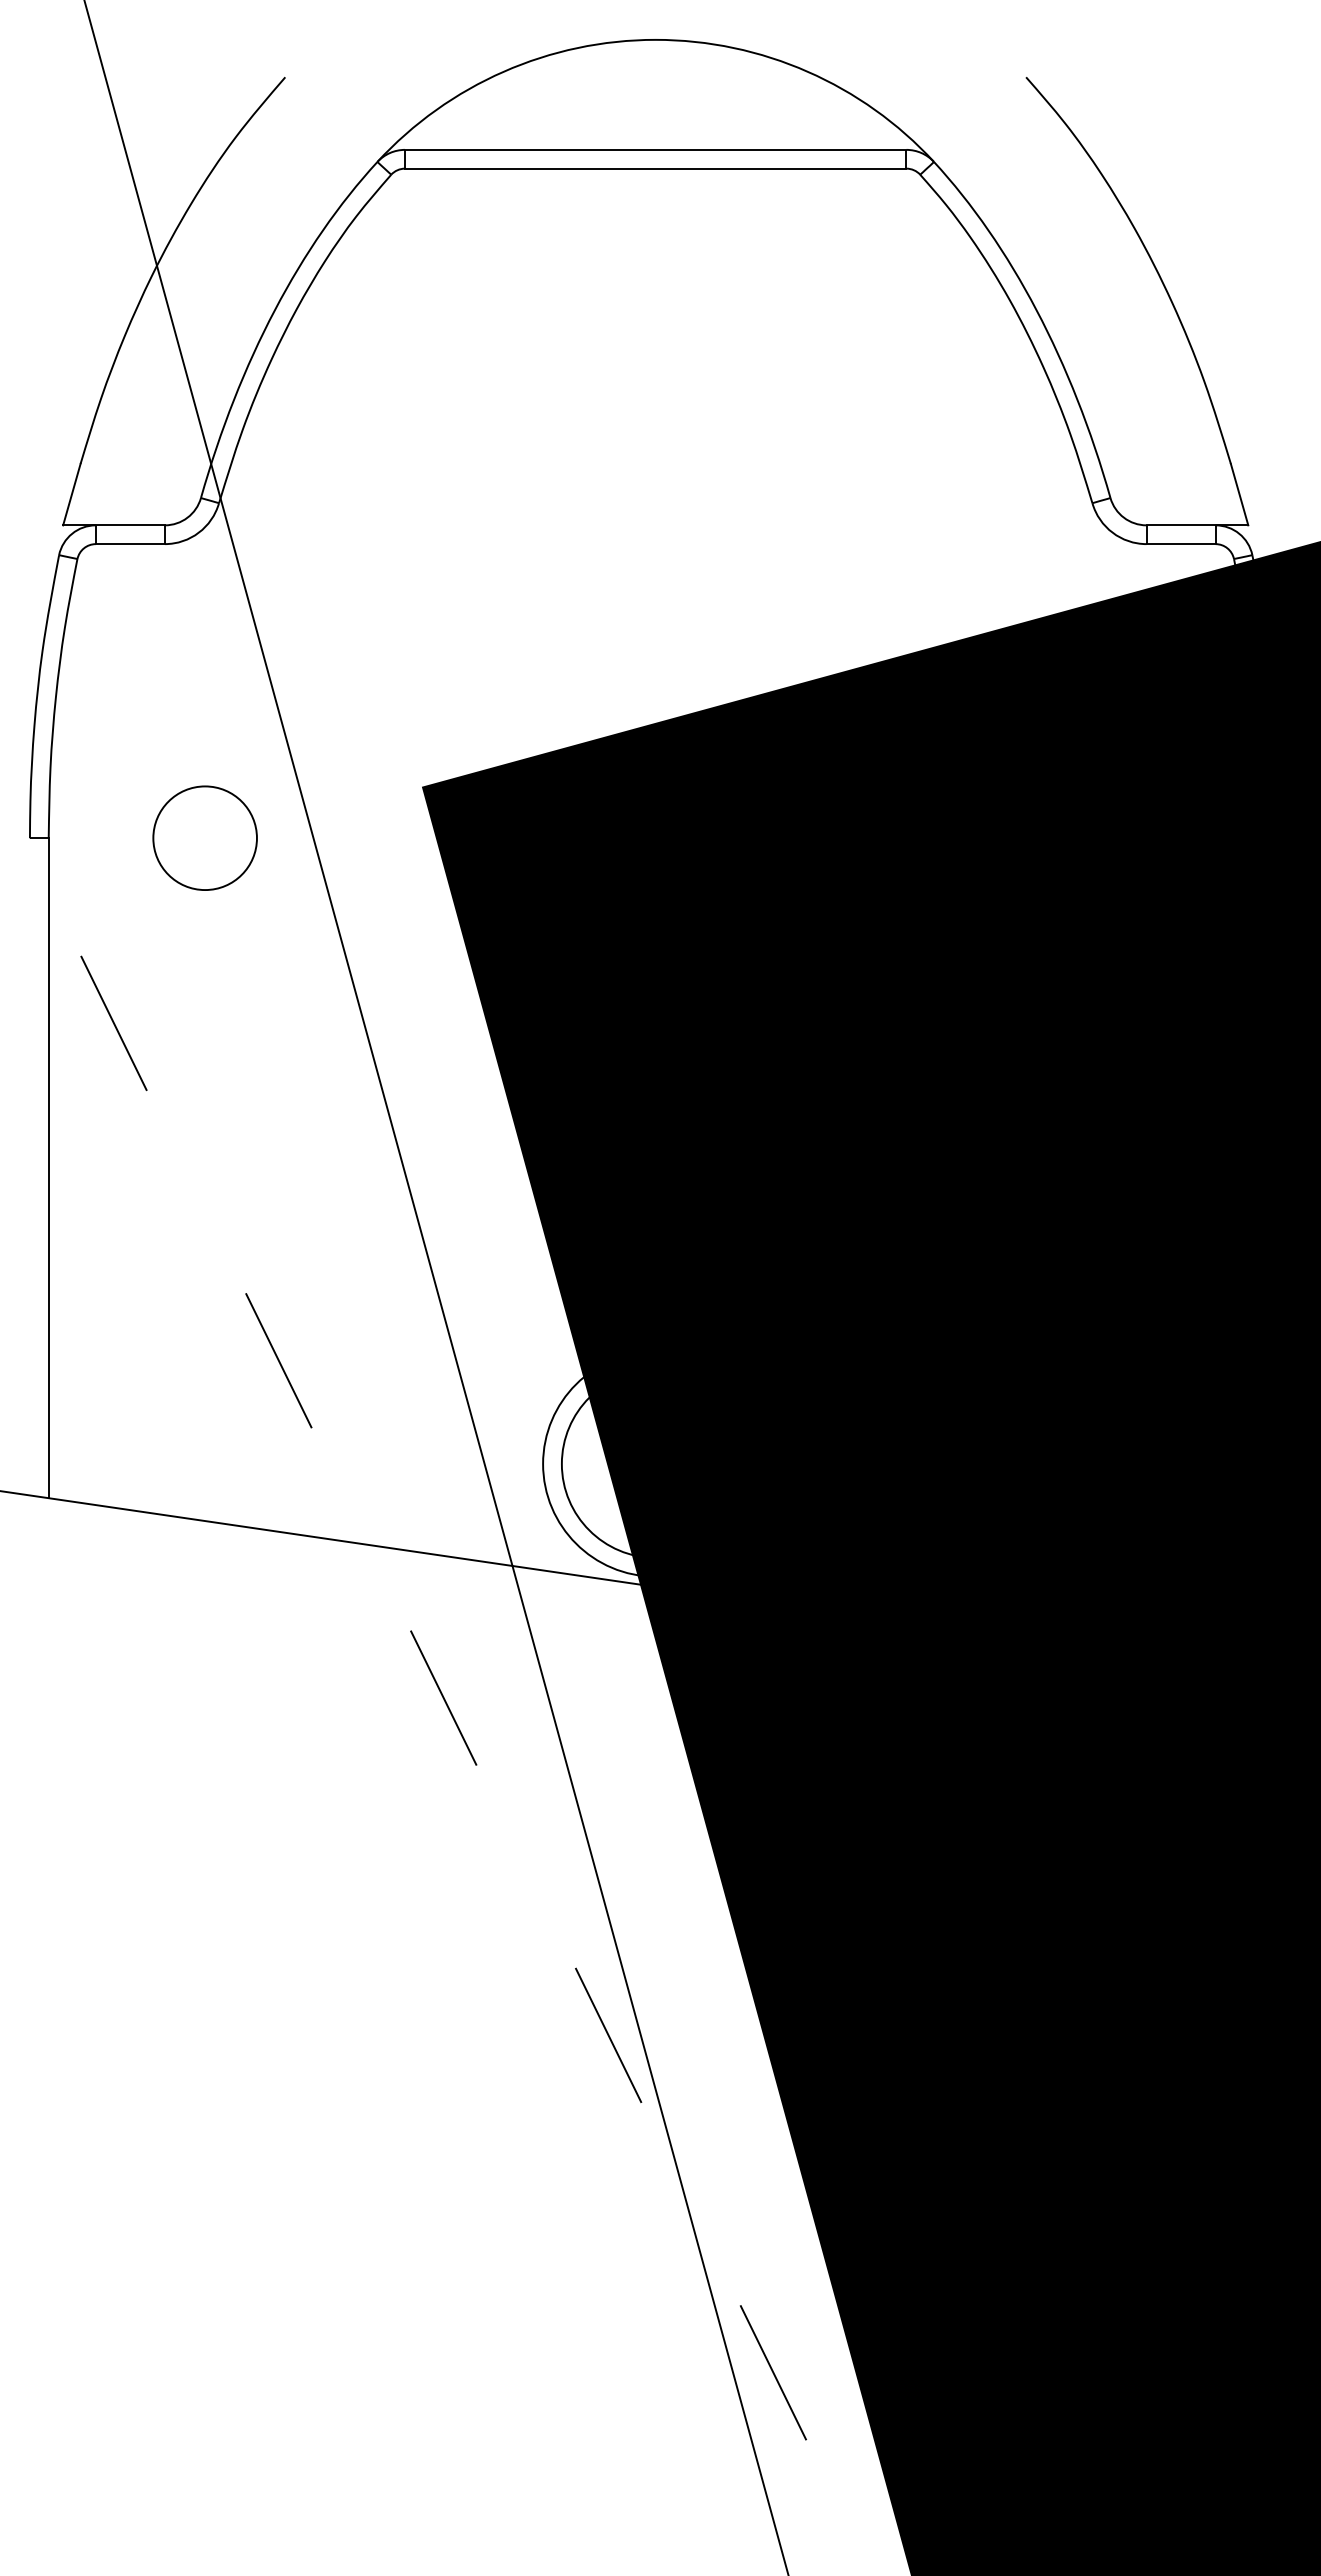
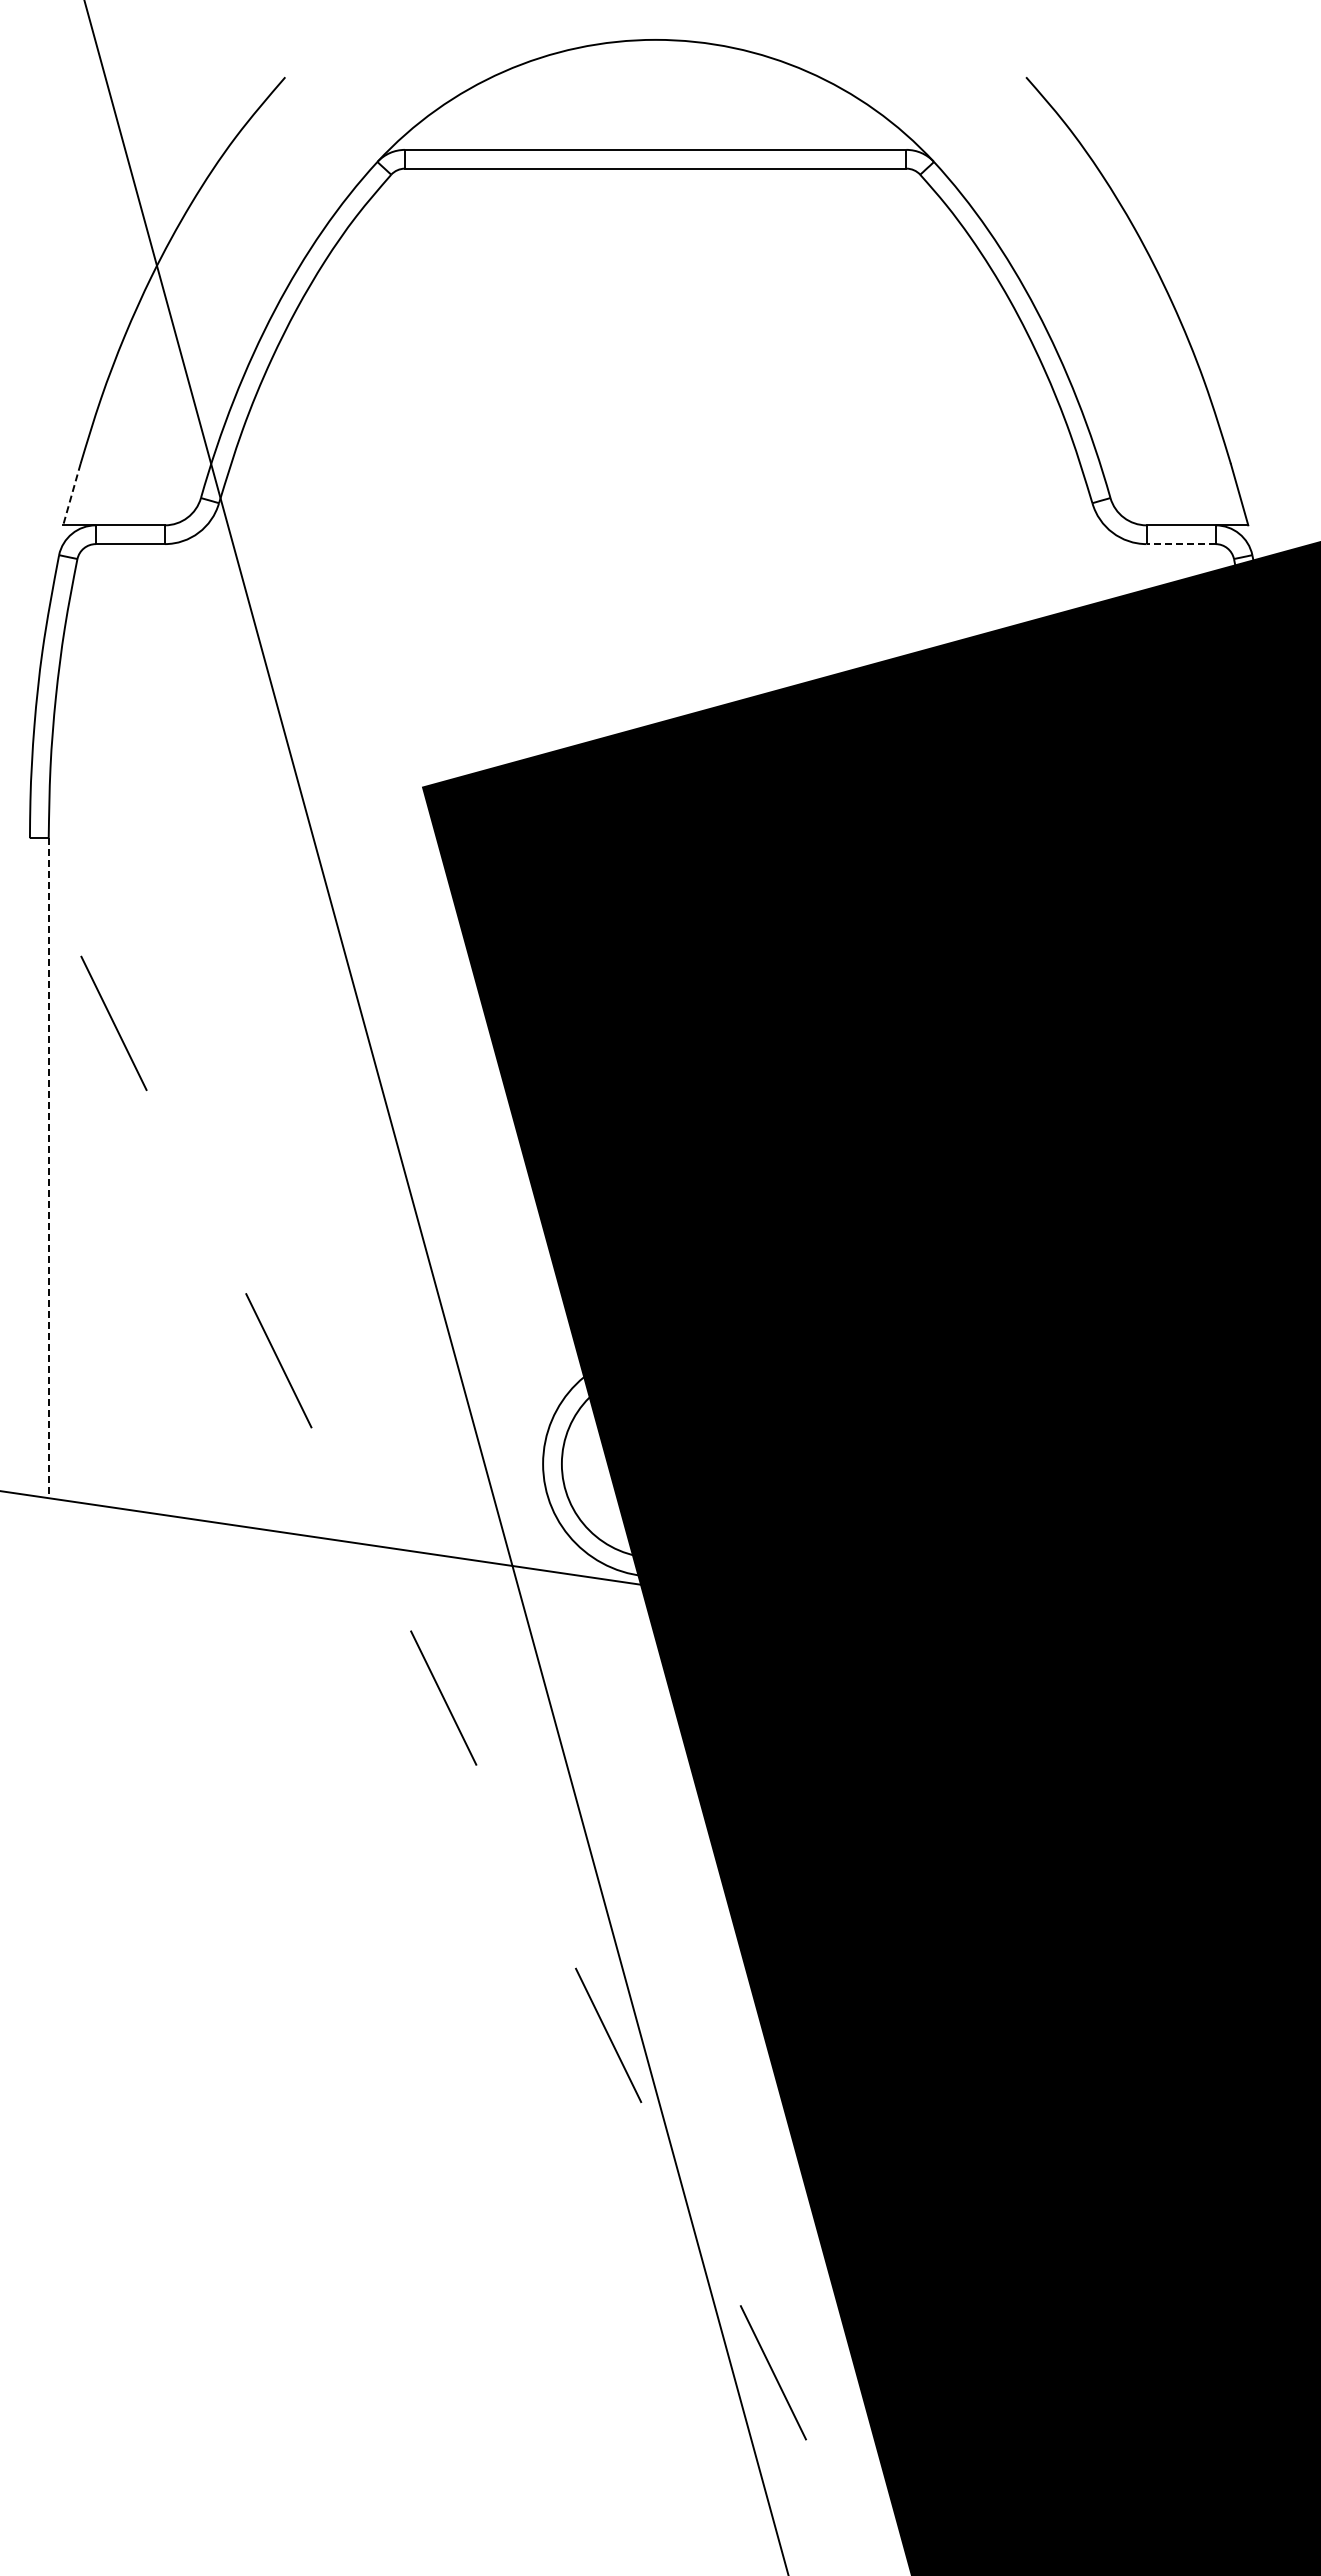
line: solid -> dashed (71, 494)
line: solid -> dashed (1181, 544)
circle: present -> none (204, 837)
line: solid -> dashed (48, 1168)
